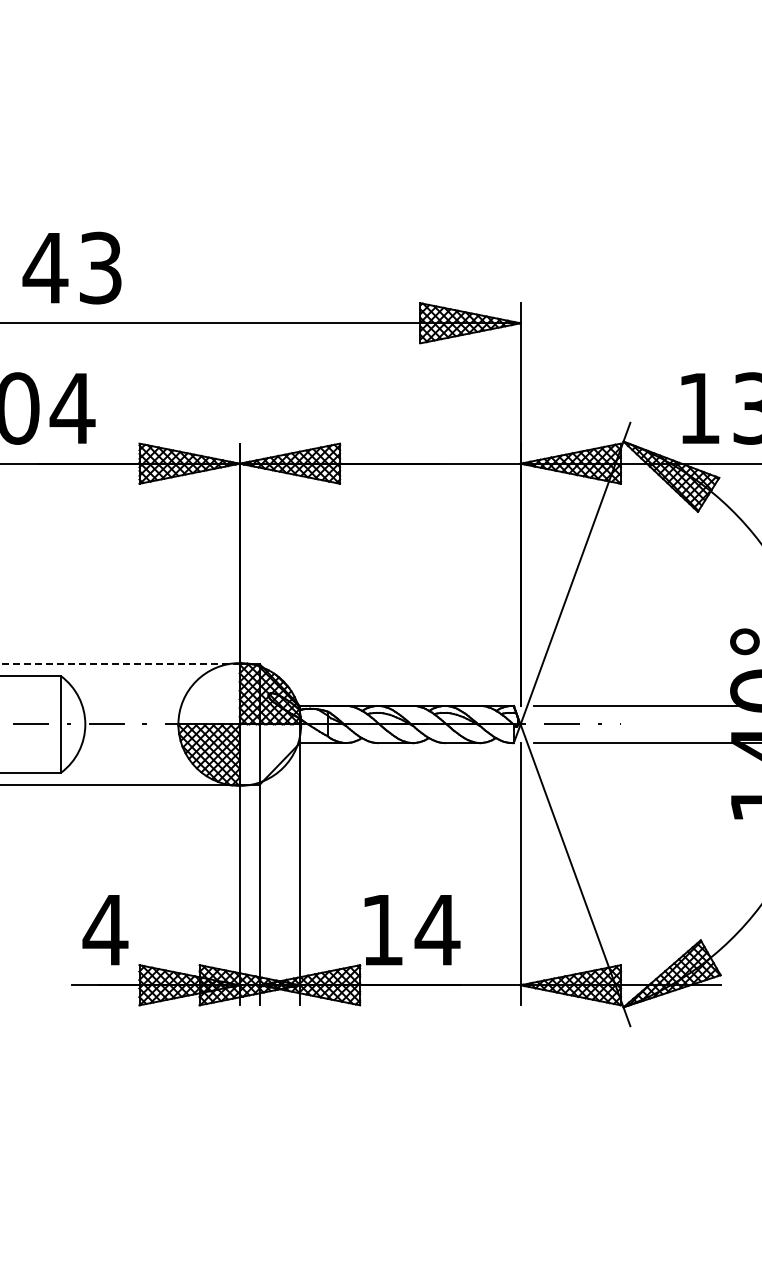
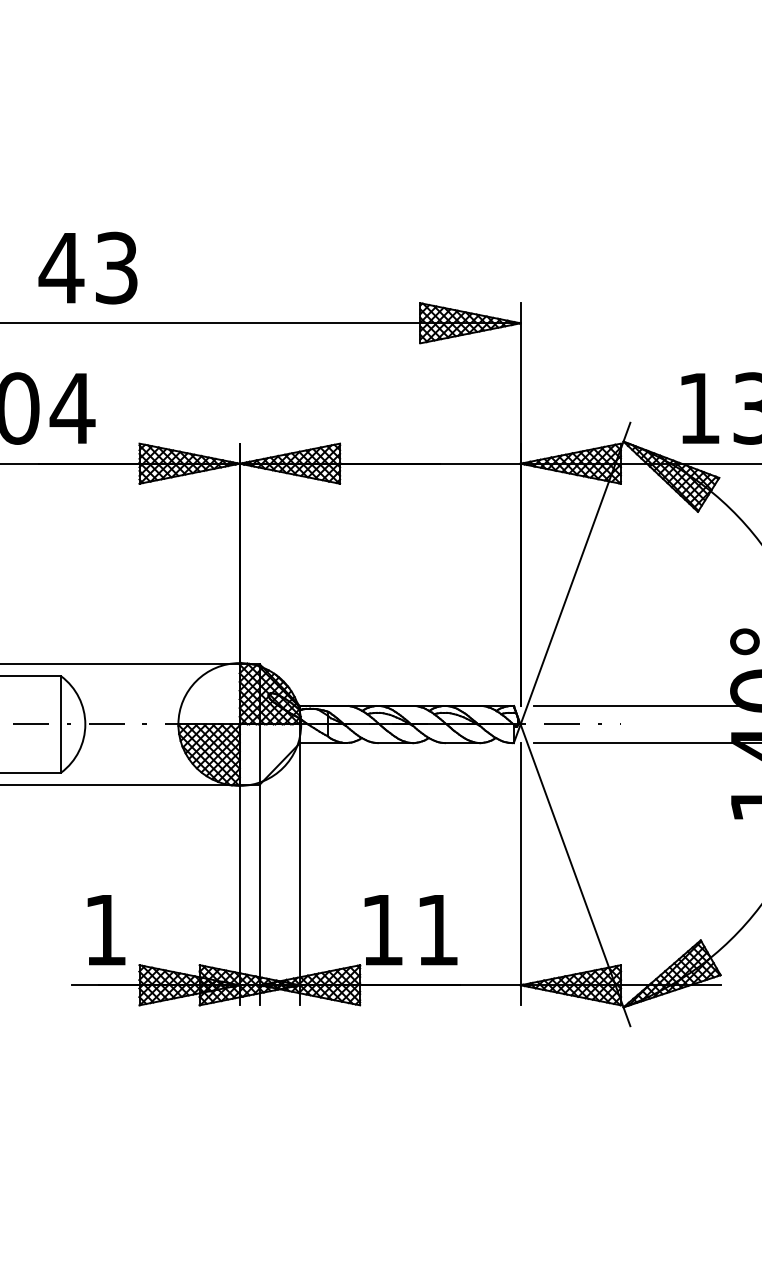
text position: (71, 267) -> (87, 267) (87, 267)
line: dashed -> solid (119, 664)
text: 4 -> 1 (105, 930)
text: 14 -> 11 (437, 930)
